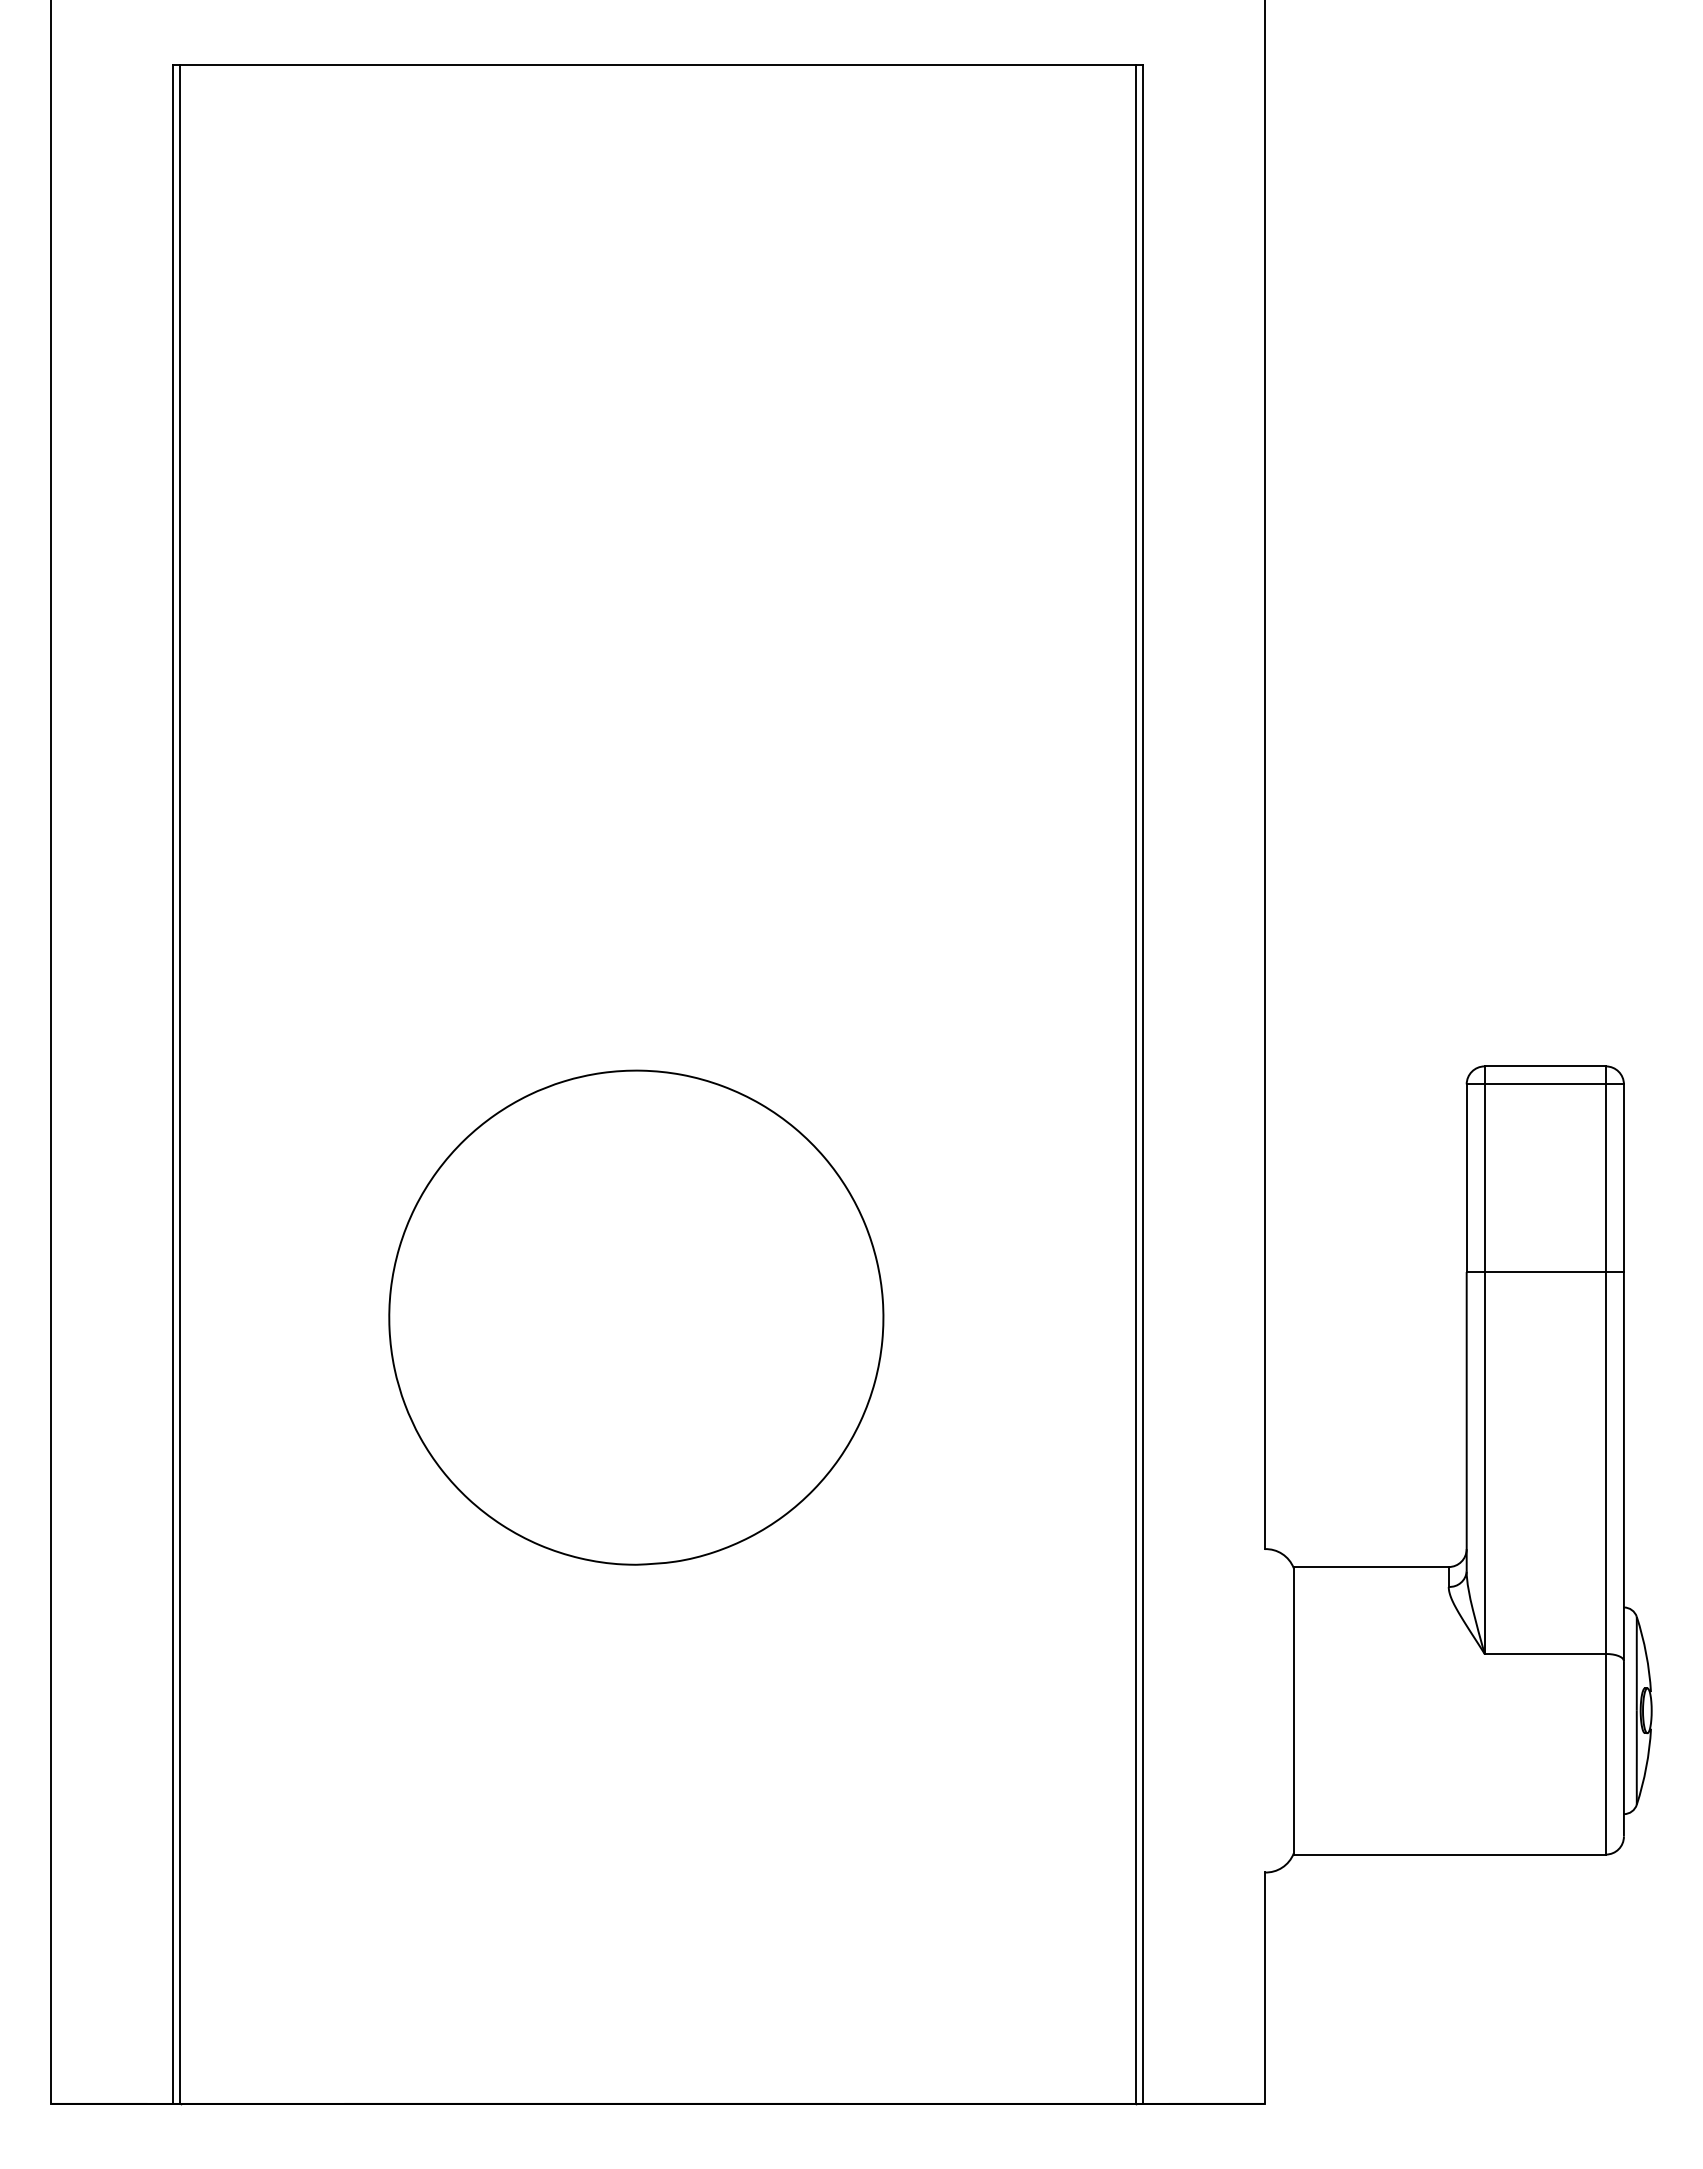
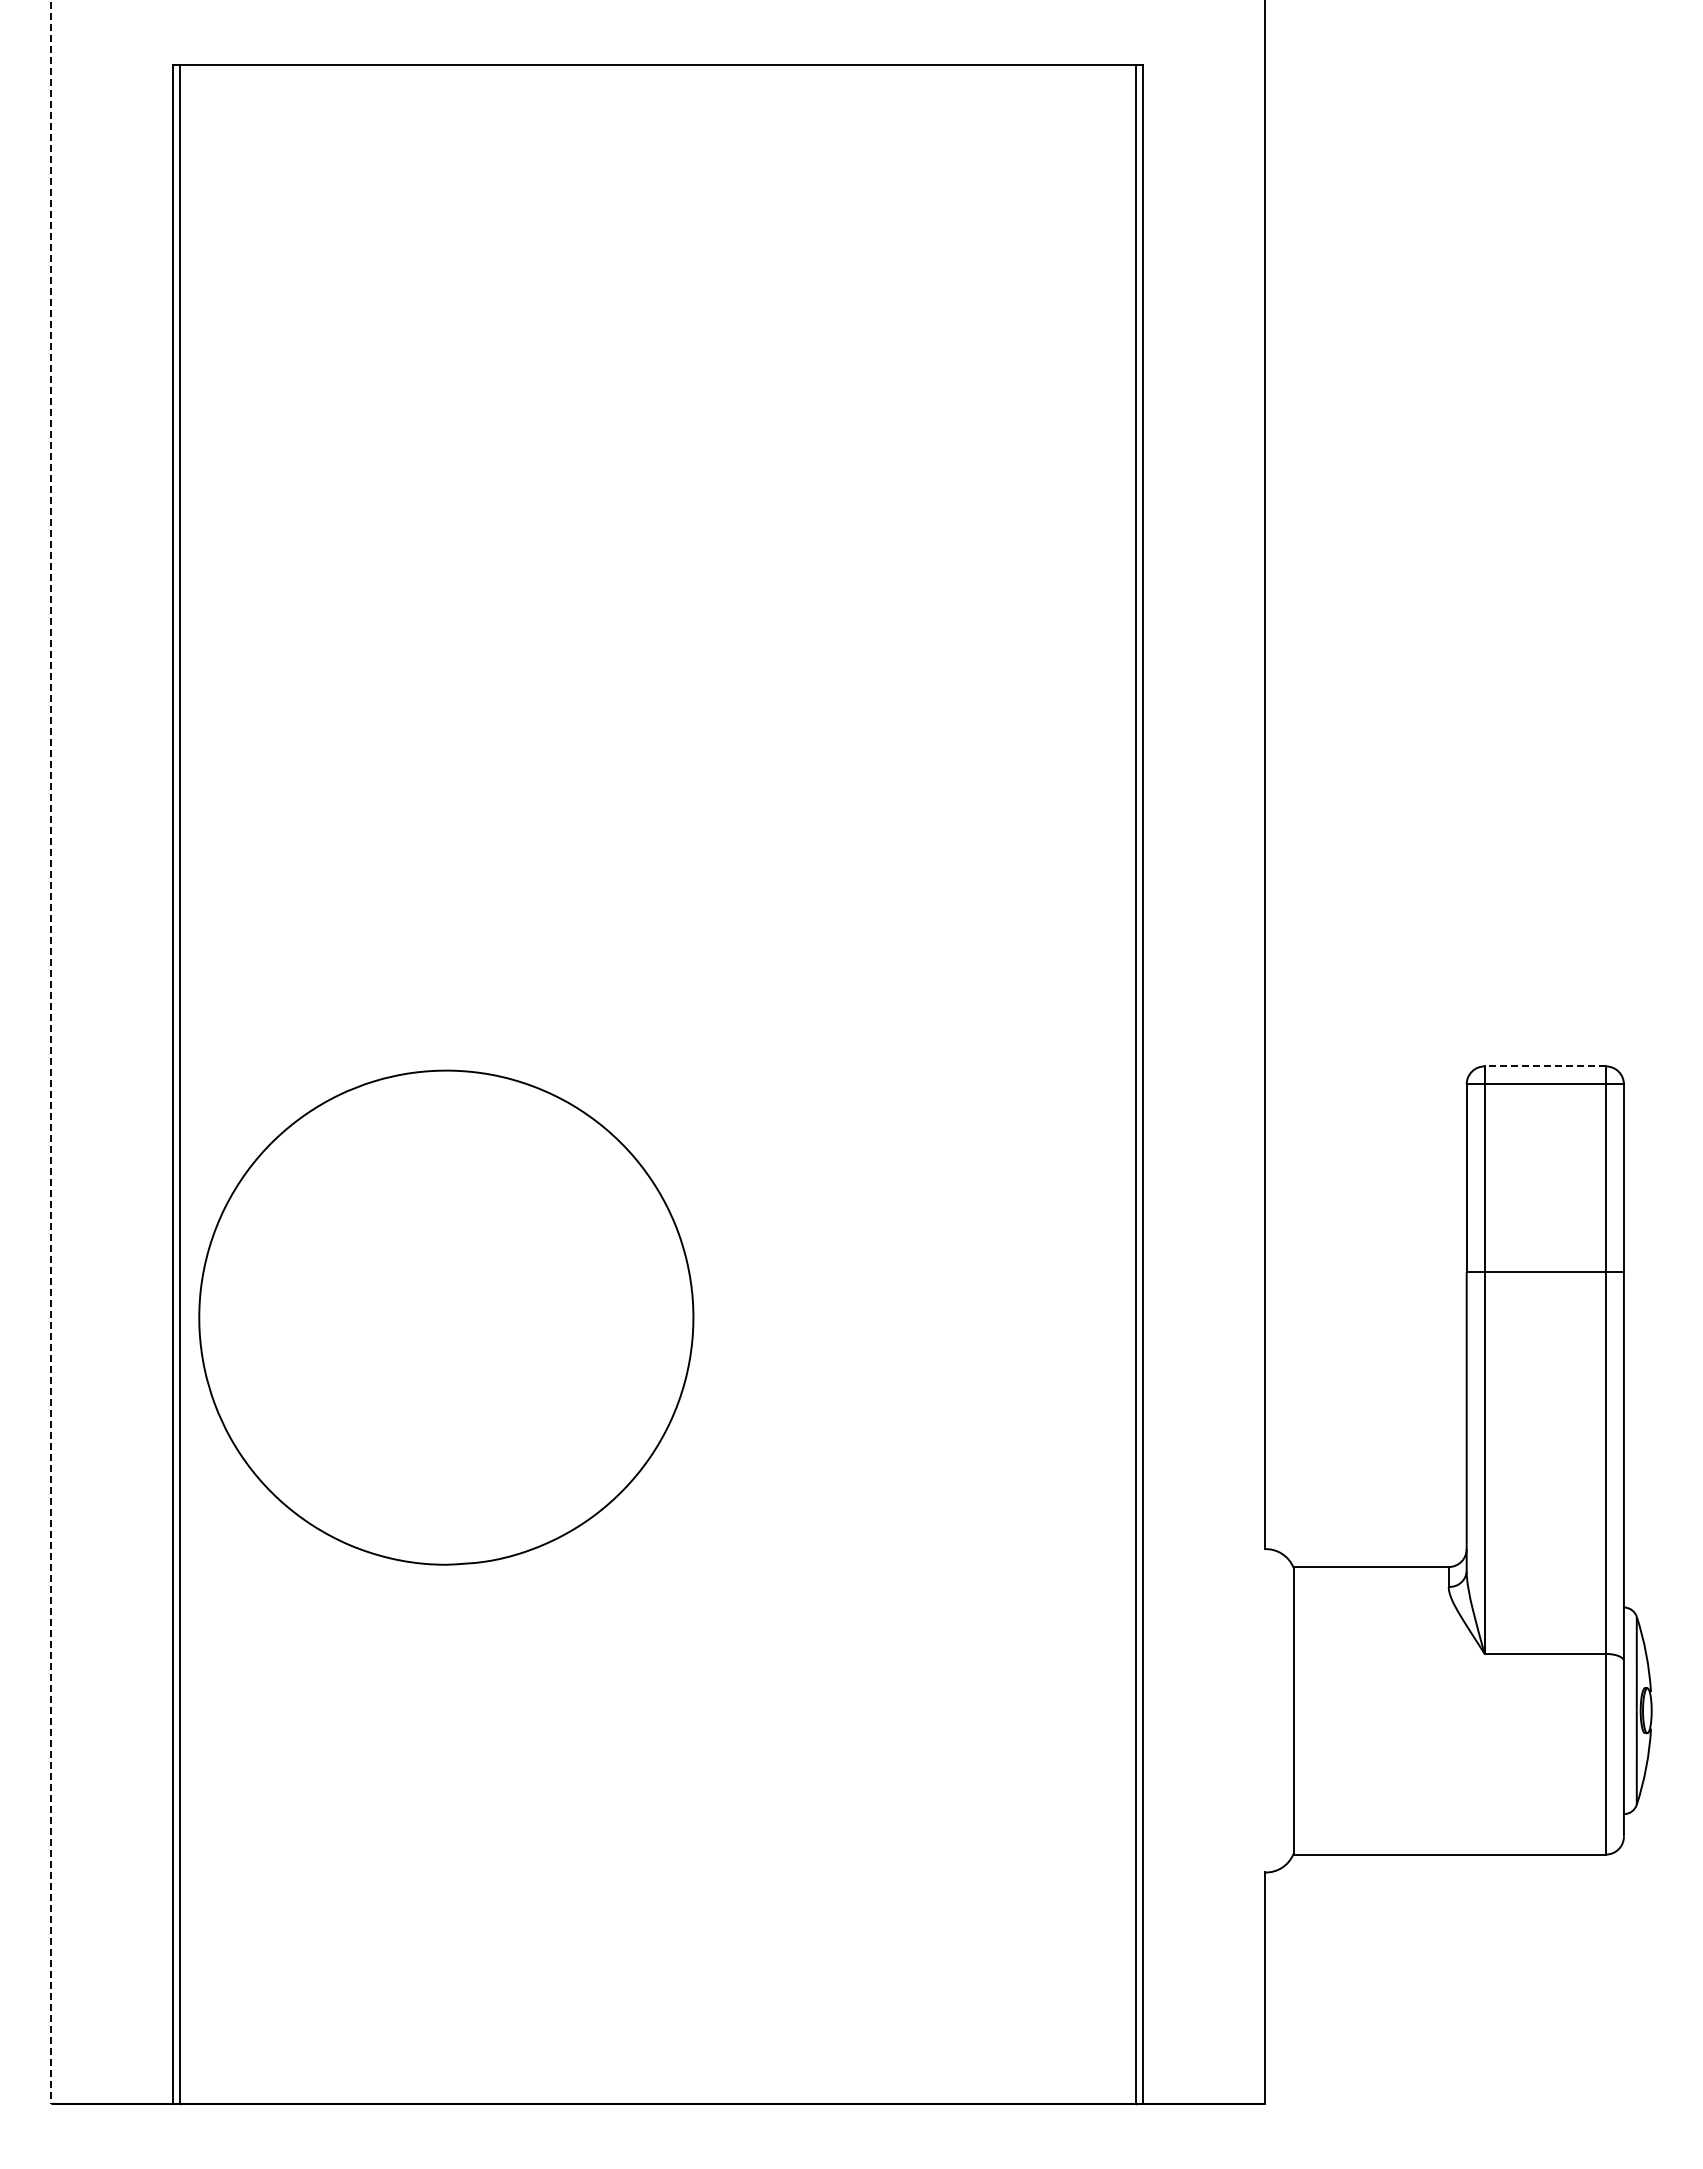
line: solid -> dashed (51, 1052)
line: solid -> dashed (1545, 1066)
part position: (636, 1317) -> (446, 1317) (446, 1317)
